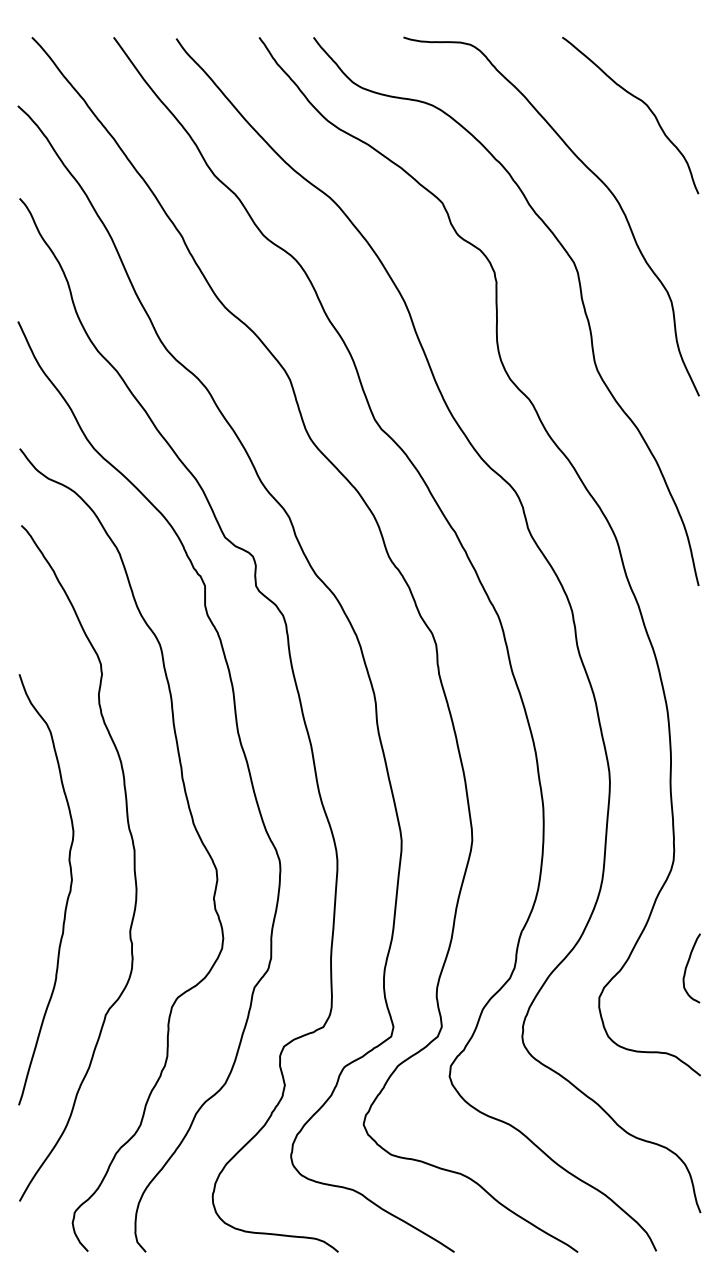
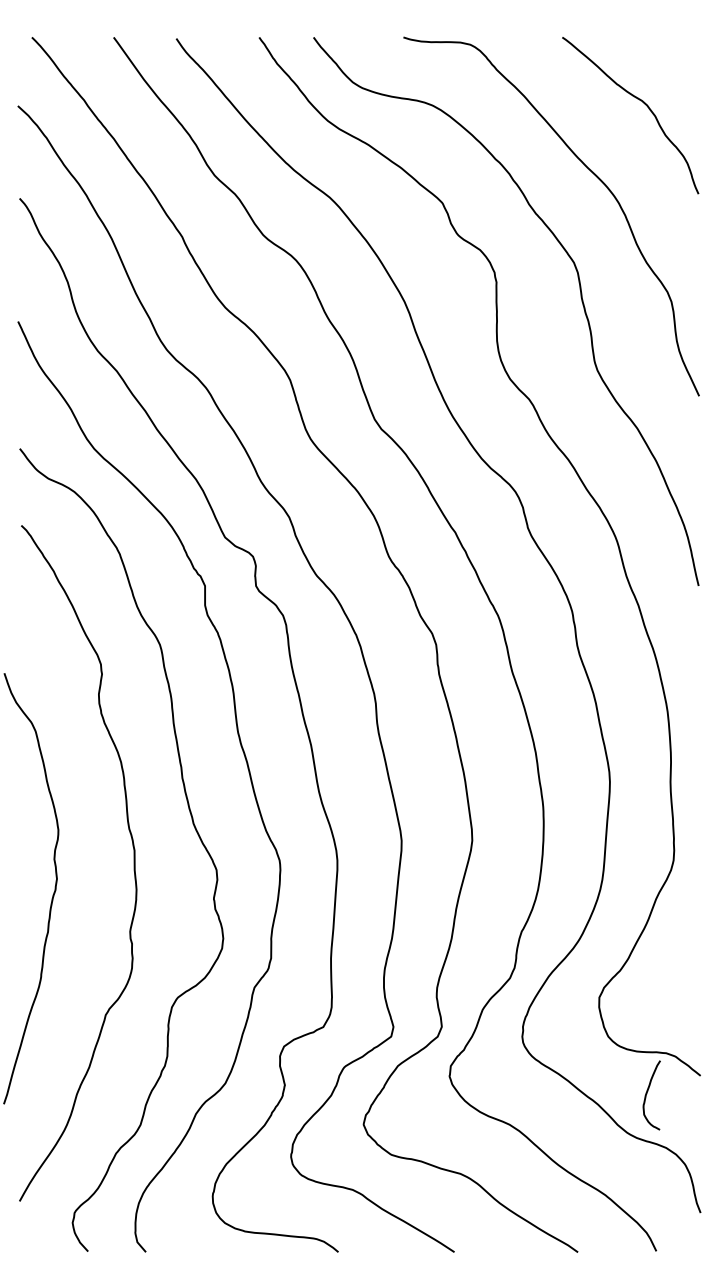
curve position: (67, 896) -> (52, 895) (52, 895)
curve position: (687, 967) -> (647, 1094) (647, 1094)
